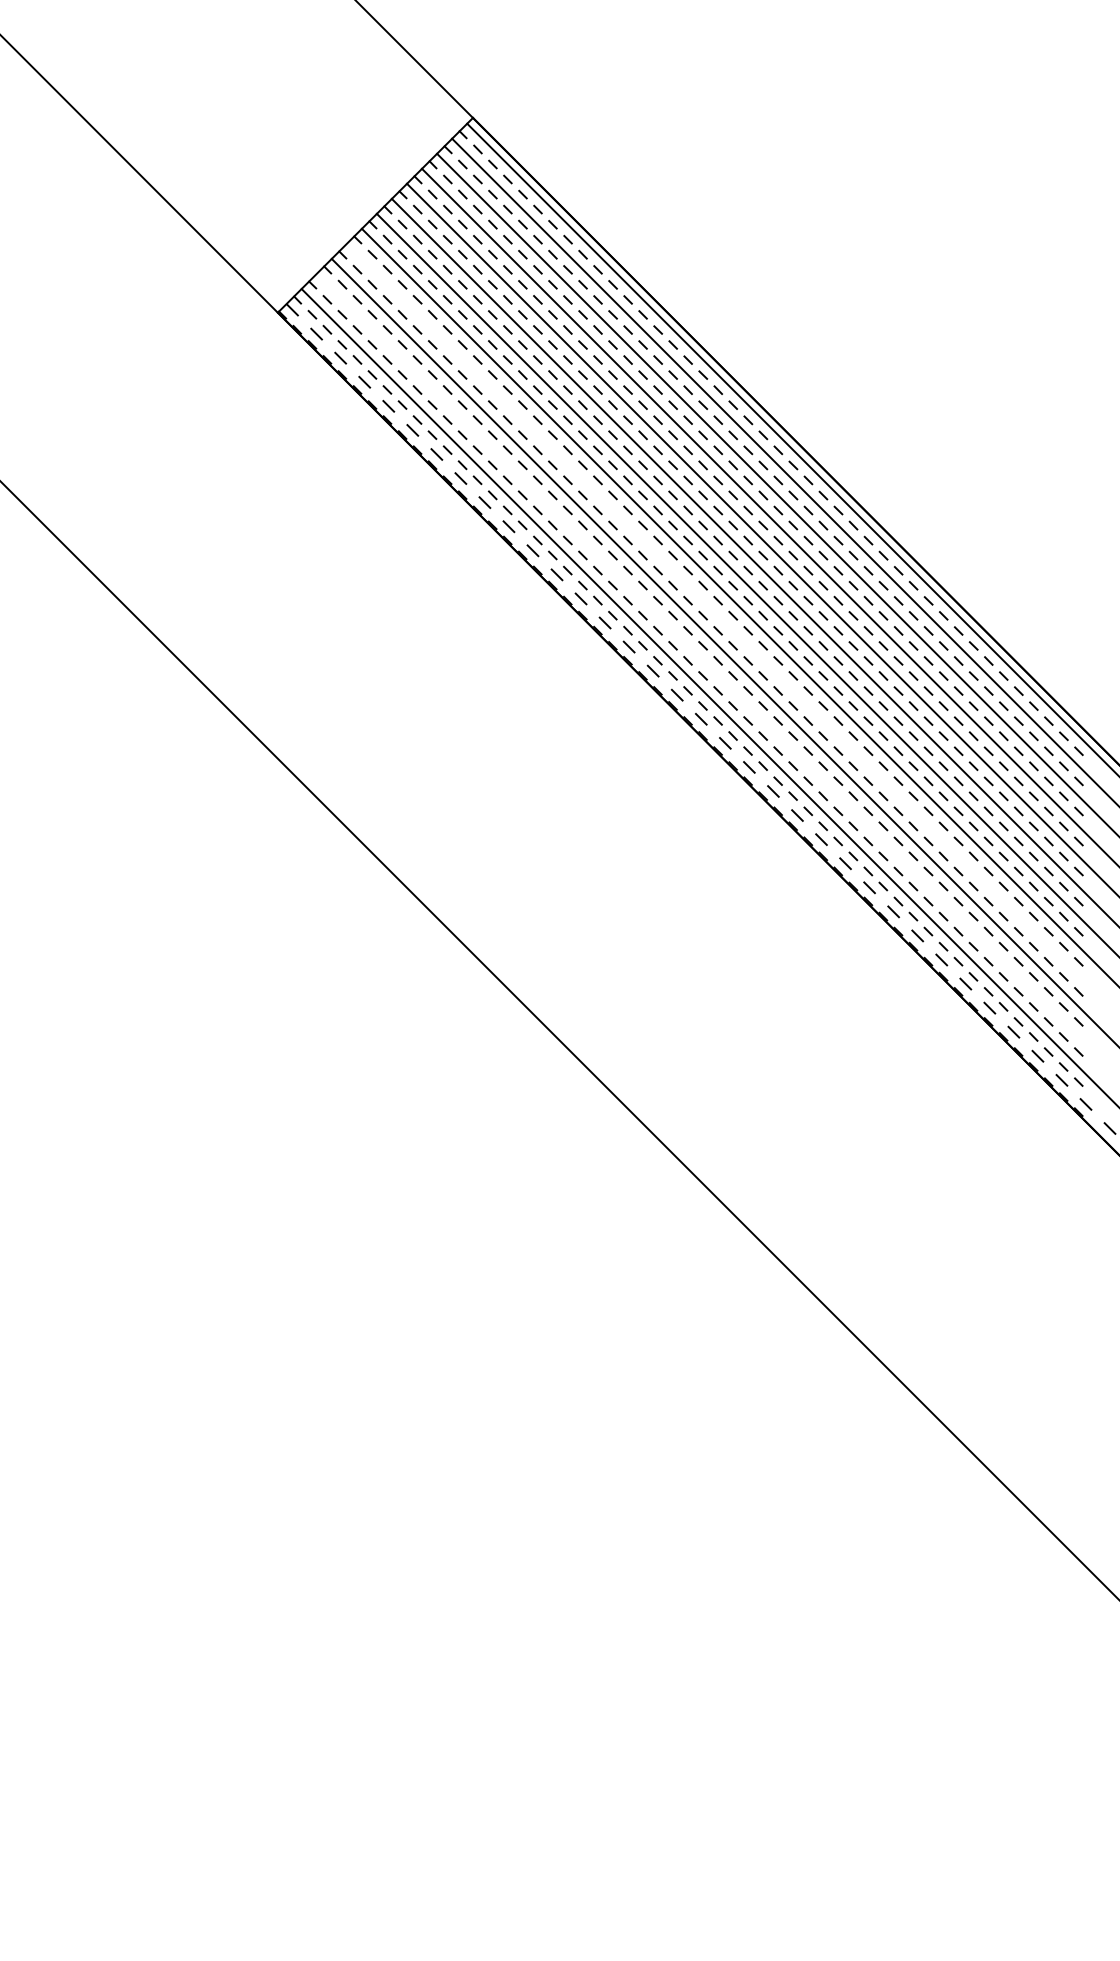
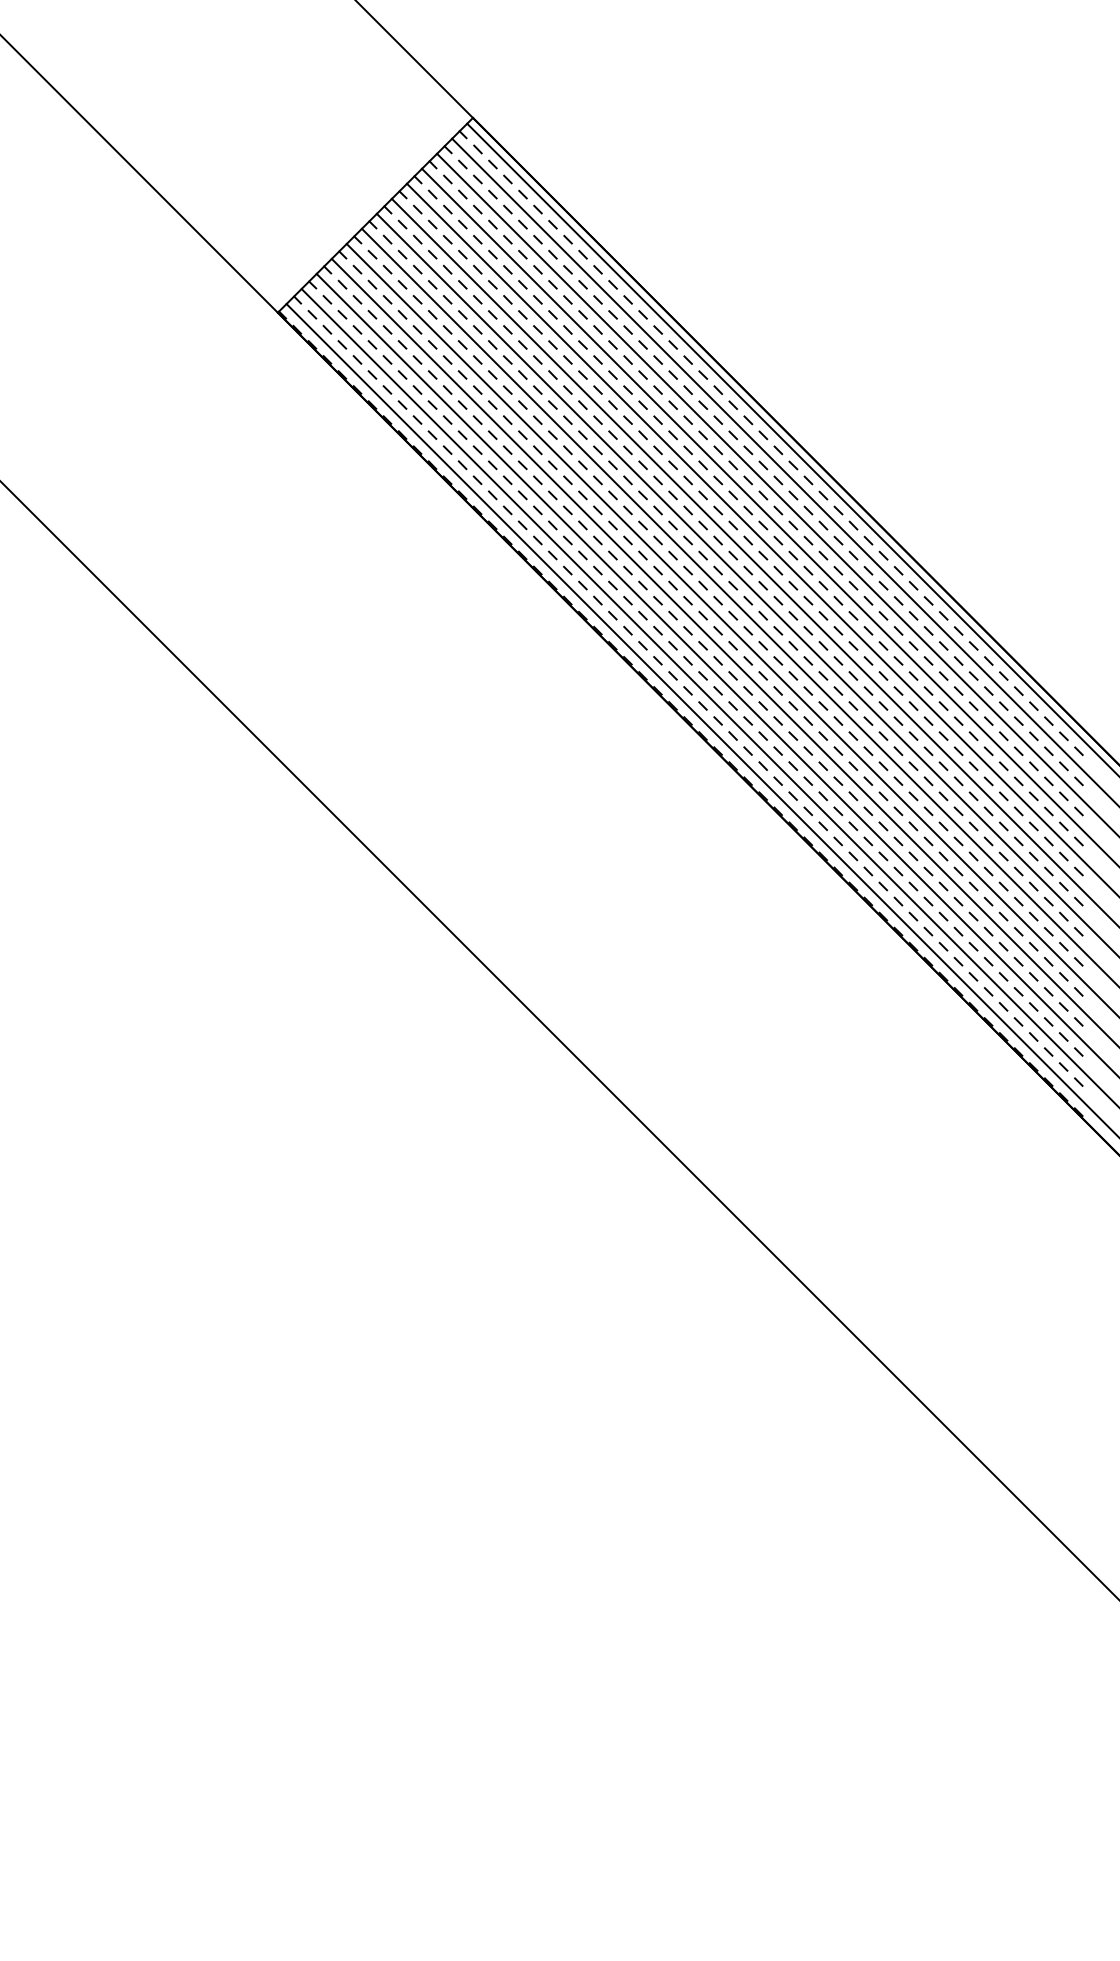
line: none -> present (731, 628)
line: none -> present (716, 673)
line: dashed -> solid (703, 721)
